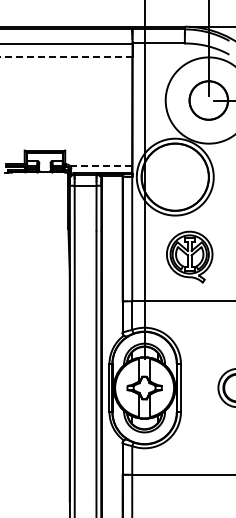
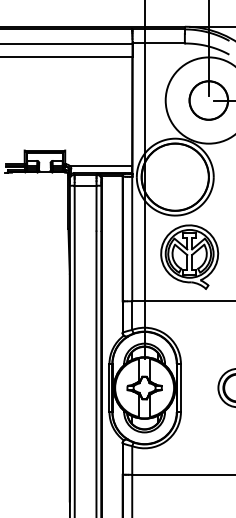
line: dashed -> solid (66, 57)
line: dashed -> solid (101, 166)
part size: 48x54 px -> 60x66 px (189, 256)
